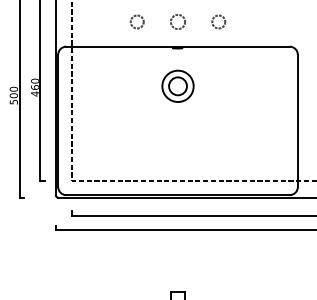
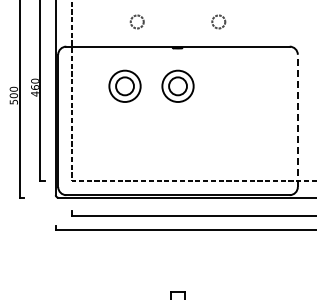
circle: present -> none (177, 21)
part: none -> present (124, 85)
line: solid -> dashed (297, 120)
